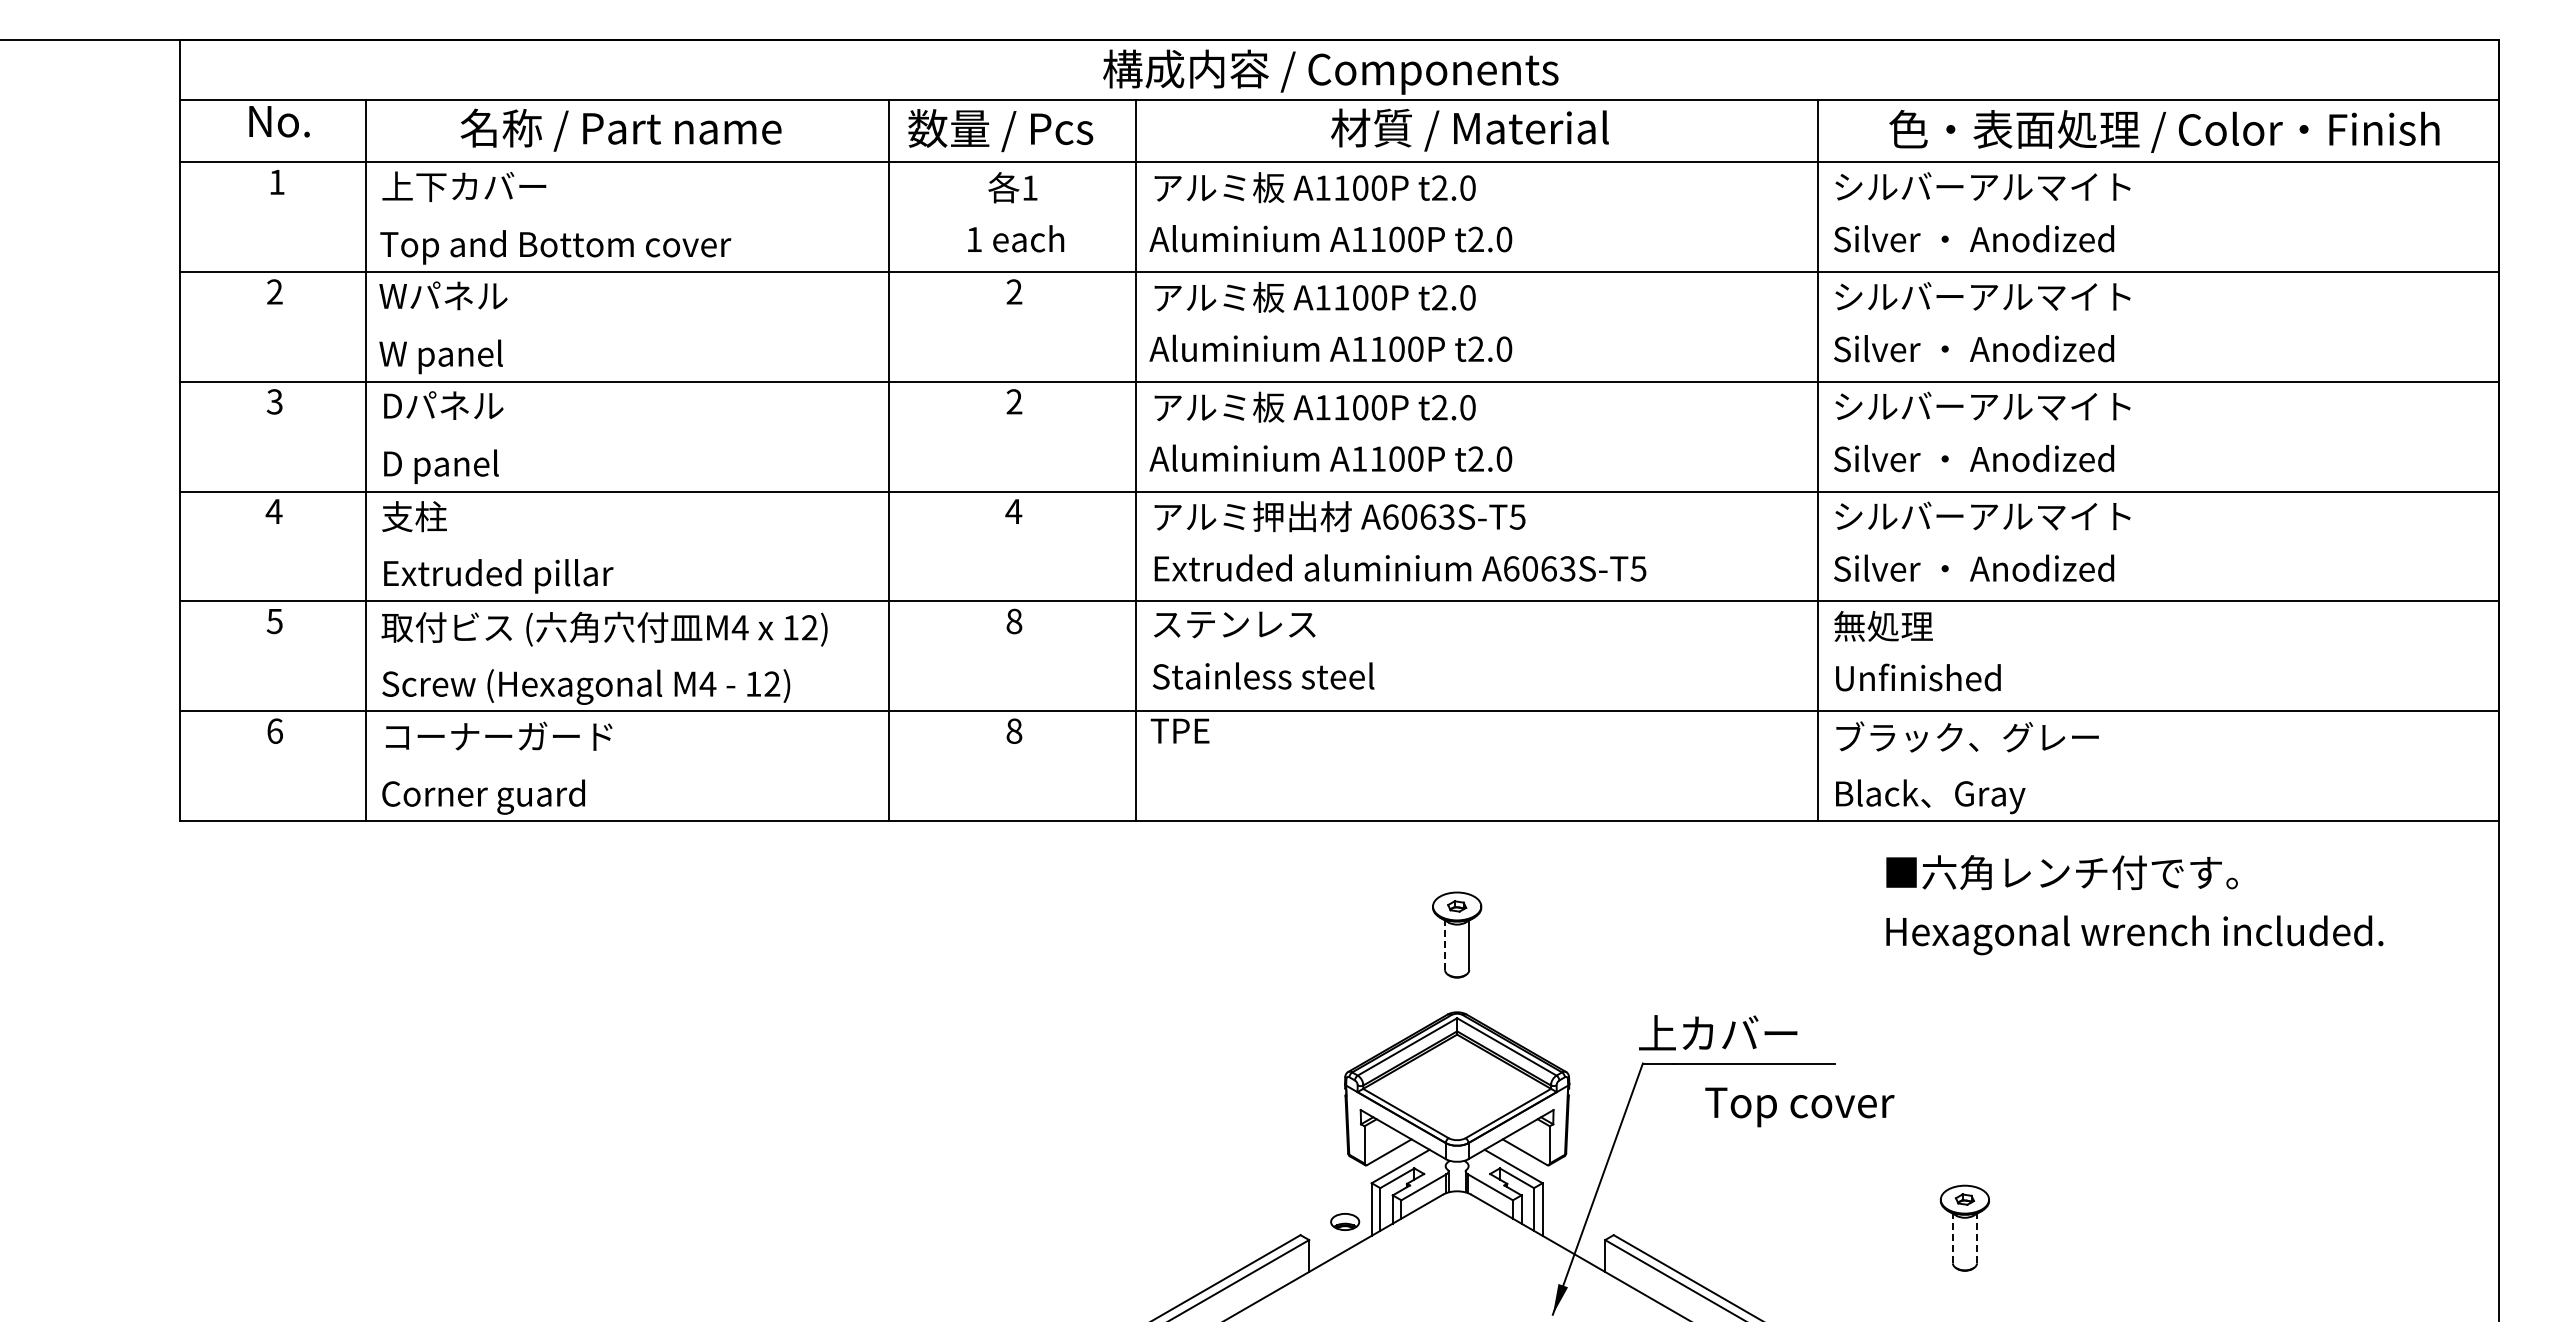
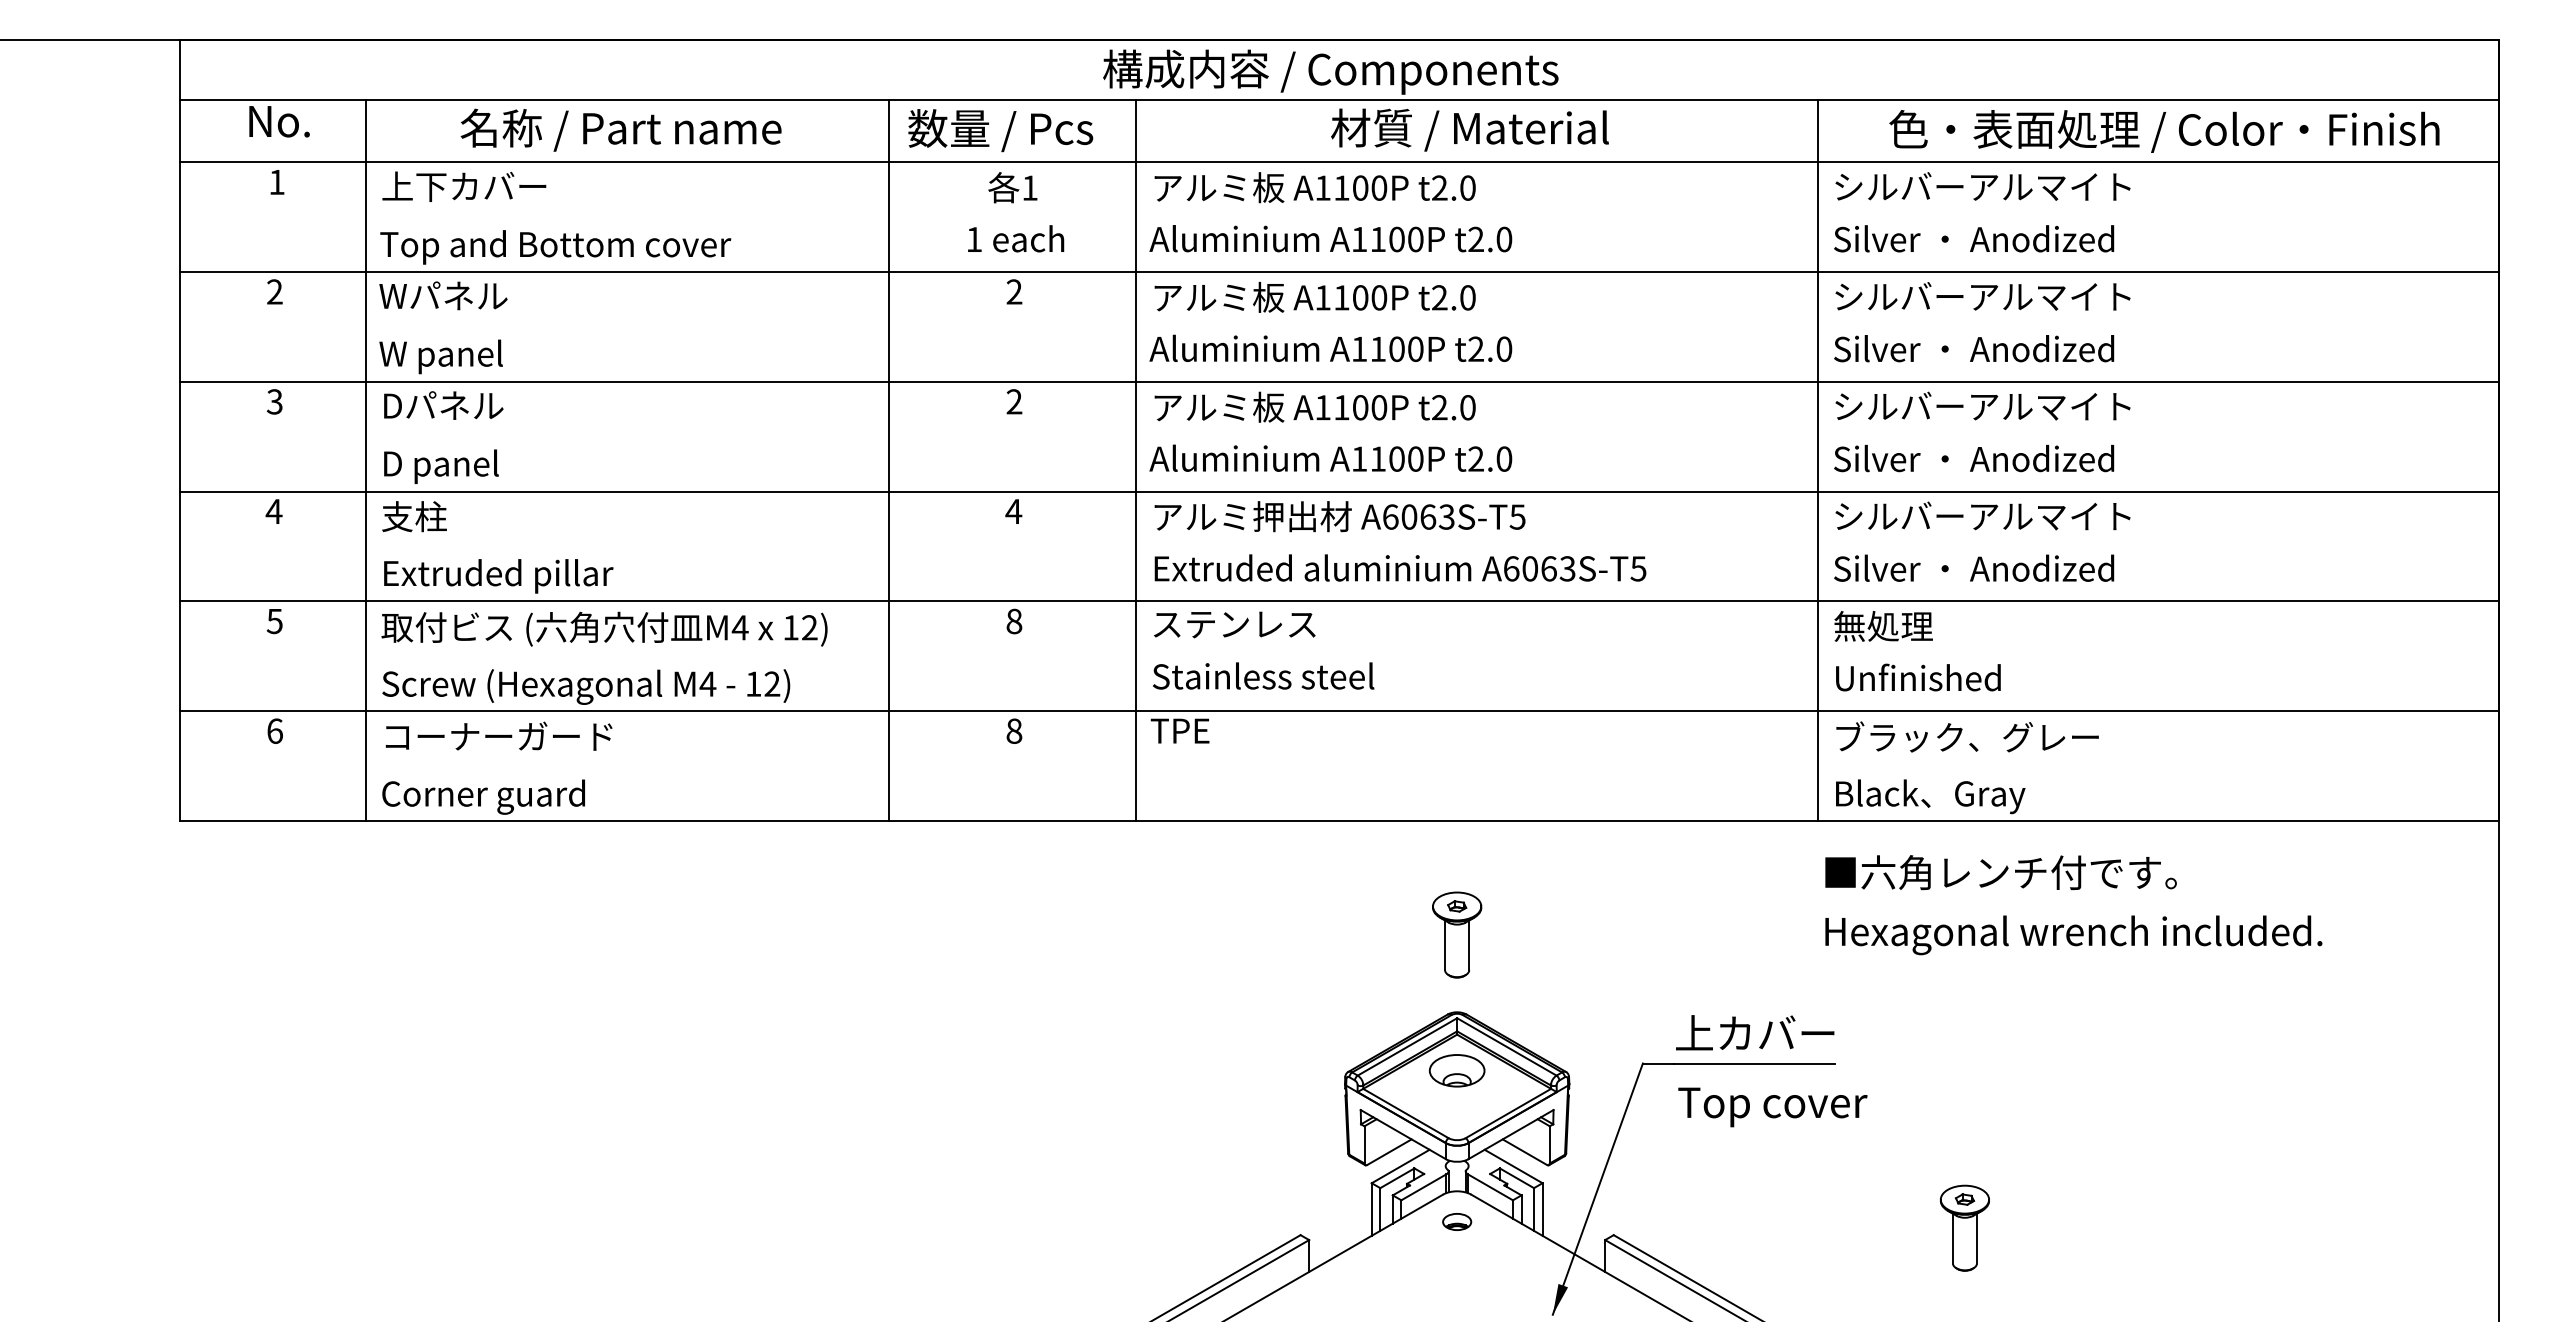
text position: (2134, 905) -> (2073, 905) (2073, 905)
line: dashed -> solid (1445, 945)
text position: (1718, 1032) -> (1755, 1032) (1755, 1032)
part: none -> present (1456, 1070)
text position: (1799, 1107) -> (1772, 1107) (1772, 1107)
part position: (1345, 1221) -> (1457, 1221) (1457, 1221)
line: dashed -> solid (1952, 1238)
line: dashed -> solid (1977, 1238)
